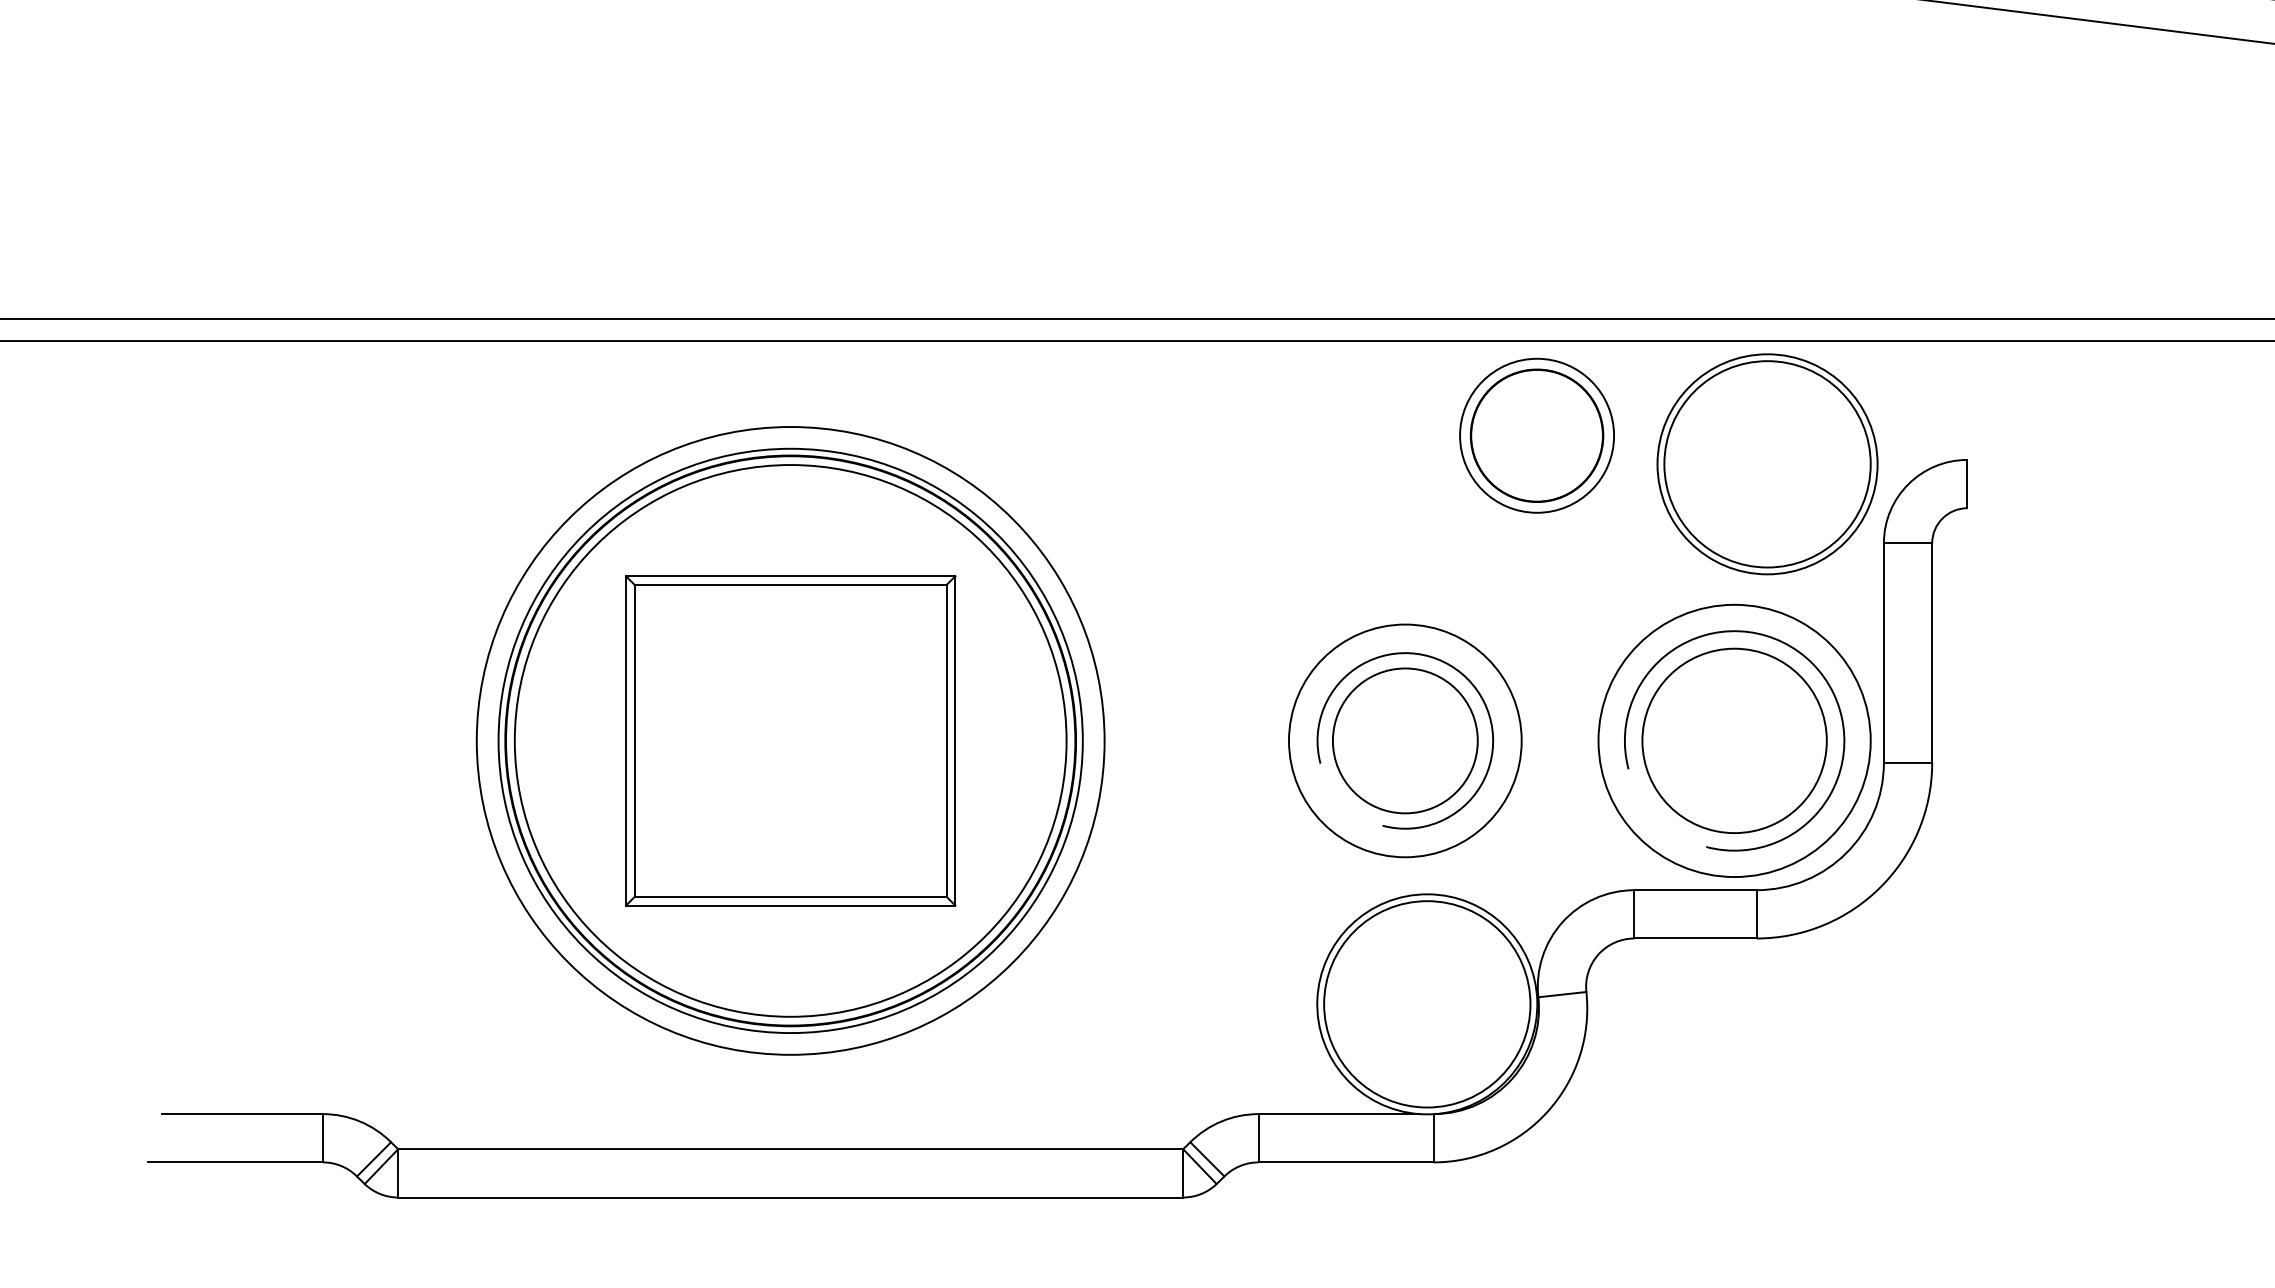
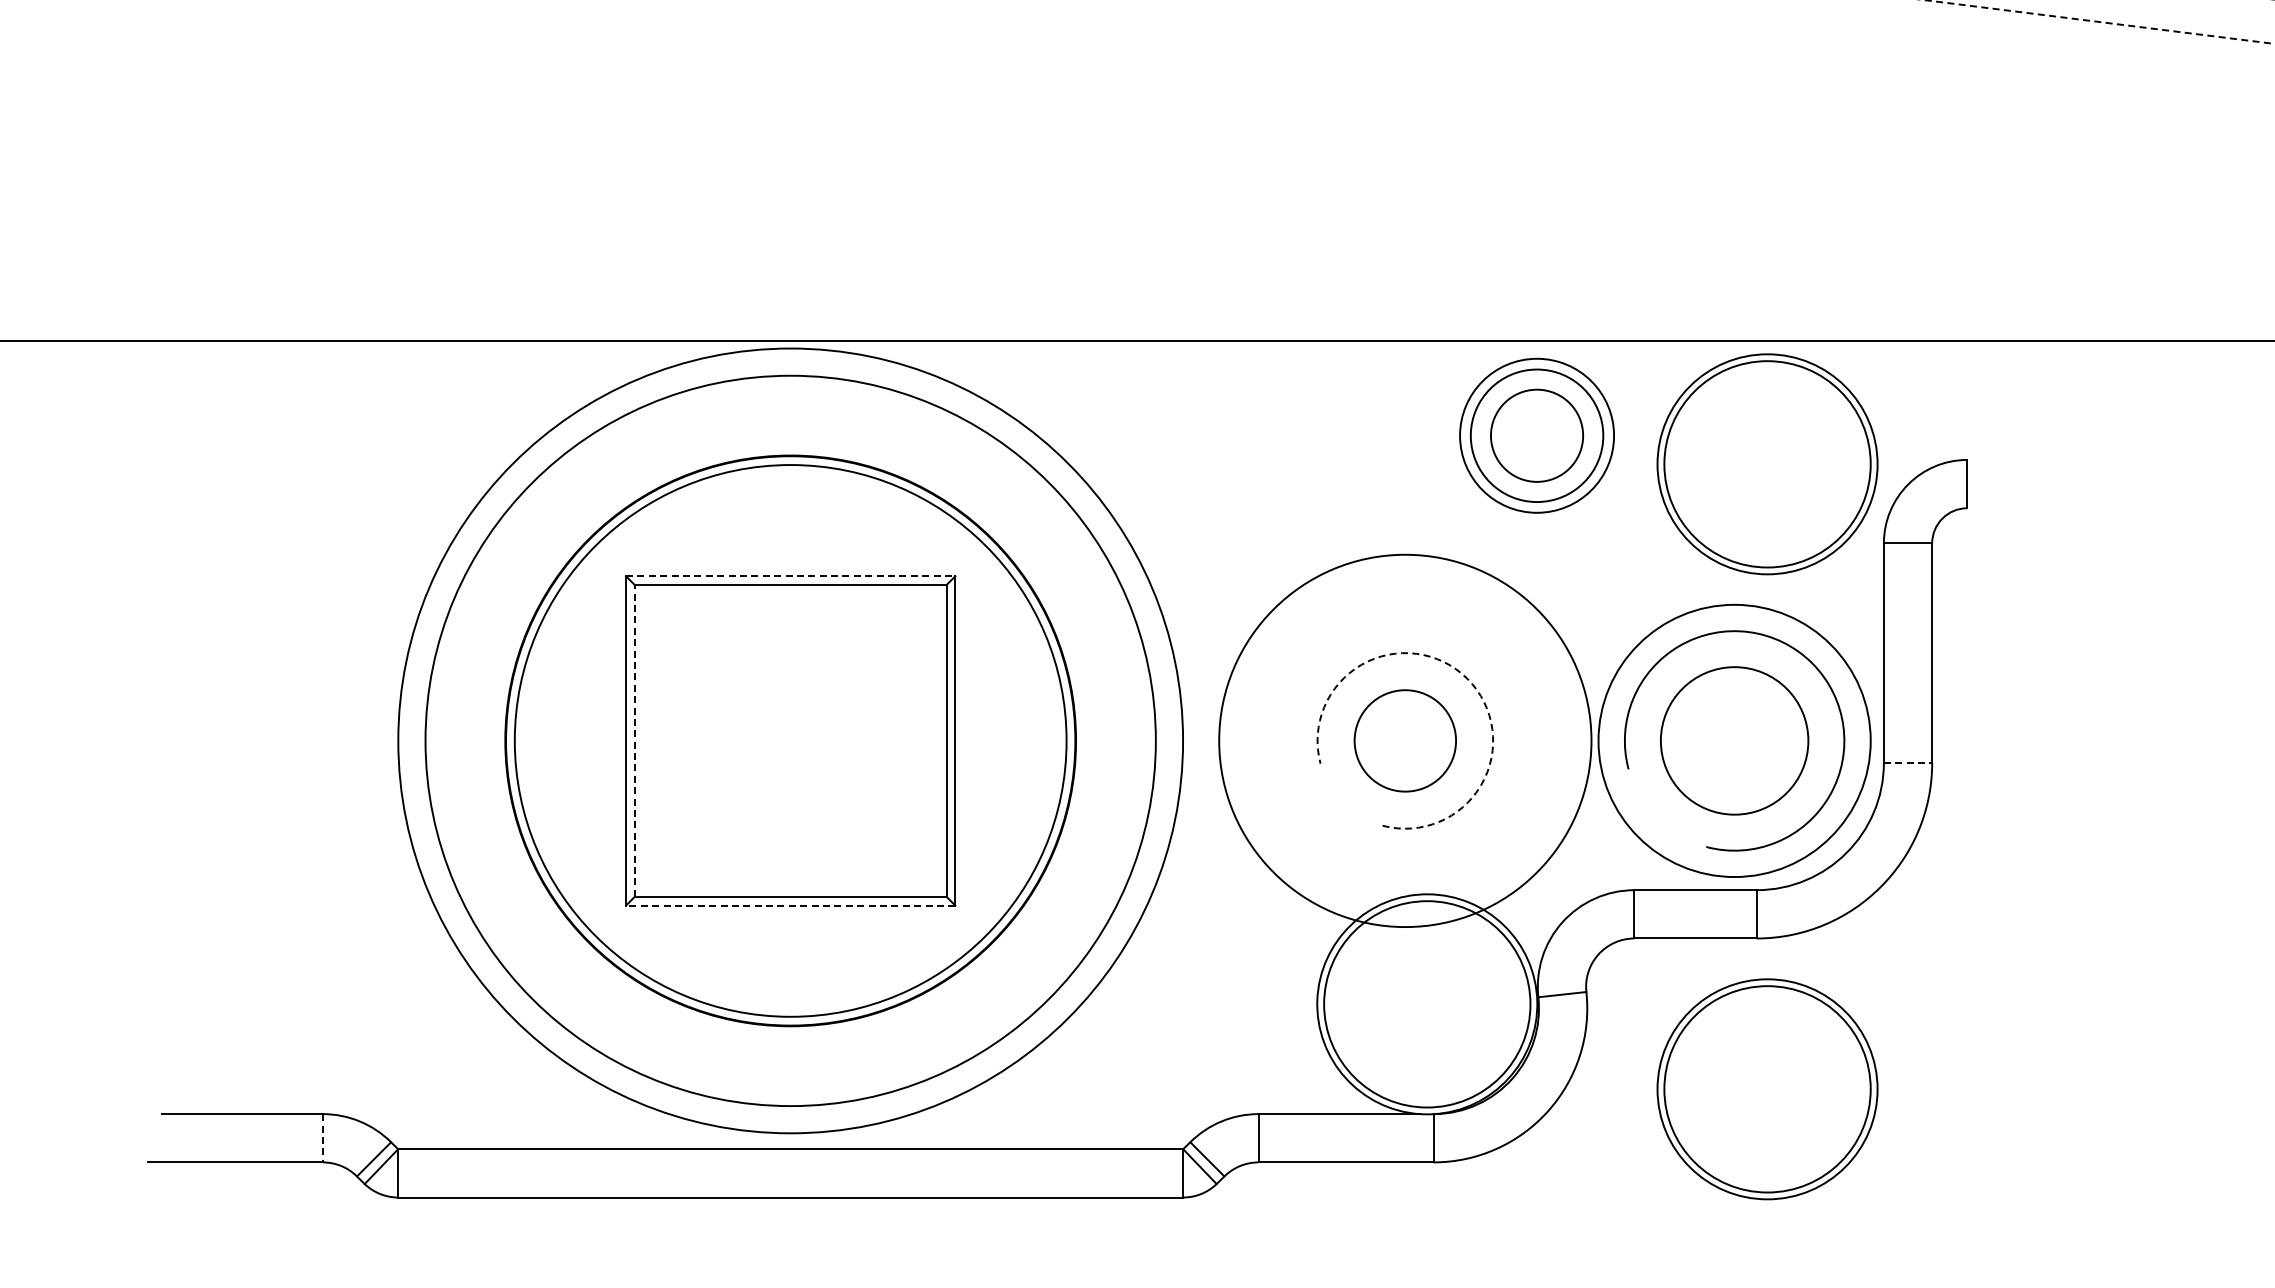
line: solid -> dashed (2099, 22)
line: present -> none (1136, 319)
circle diameter: 132 px -> 92 px (1536, 435)
line: solid -> dashed (790, 576)
arc: solid -> dashed (1467, 678)
line: solid -> dashed (634, 740)
circle diameter: 584 px -> 730 px (790, 740)
circle diameter: 628 px -> 785 px (790, 740)
circle diameter: 145 px -> 101 px (1405, 740)
circle diameter: 233 px -> 372 px (1405, 740)
circle diameter: 184 px -> 148 px (1734, 740)
line: solid -> dashed (1908, 762)
line: solid -> dashed (790, 905)
part: none -> present (1767, 1089)
line: solid -> dashed (322, 1138)
